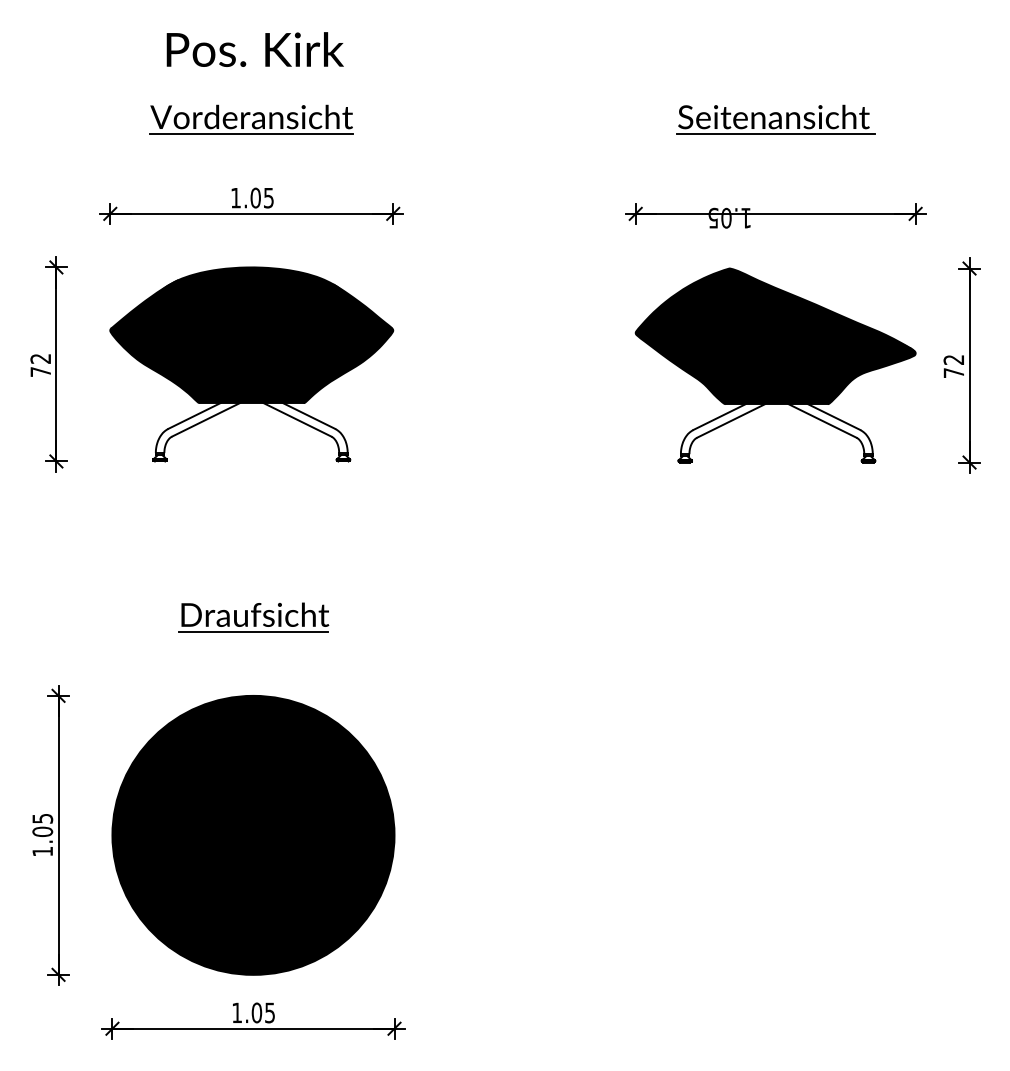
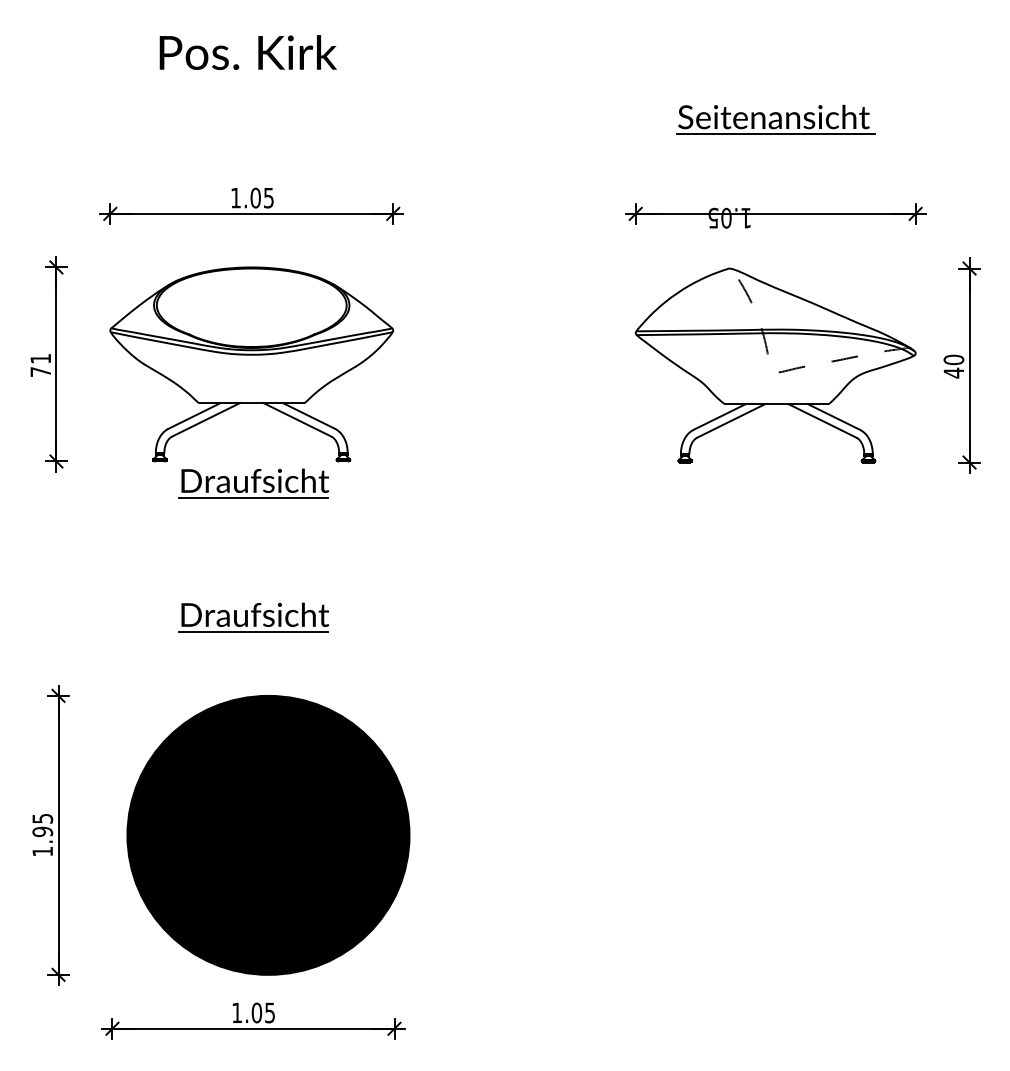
text position: (254, 49) -> (247, 52) (247, 52)
part: present -> none (251, 119)
fill: present -> none (251, 335)
fill: present -> none (775, 336)
text: 72 -> 71 (40, 358)
text: 72 -> 40 (953, 366)
part: none -> present (253, 483)
text: 1.05 -> 1.95 (42, 831)
part position: (253, 835) -> (268, 835) (268, 835)
